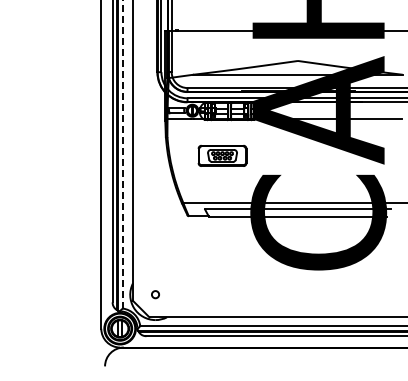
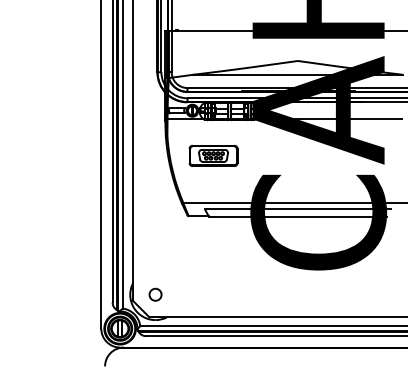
line: dashed -> solid (122, 154)
part position: (222, 155) -> (213, 155) (213, 155)
circle size: 9x10 px -> 15x15 px (155, 294)
